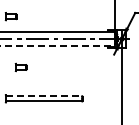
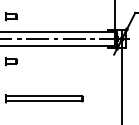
line: dashed -> solid (57, 45)
part position: (20, 67) -> (10, 61) (10, 61)
line: dashed -> solid (44, 96)
